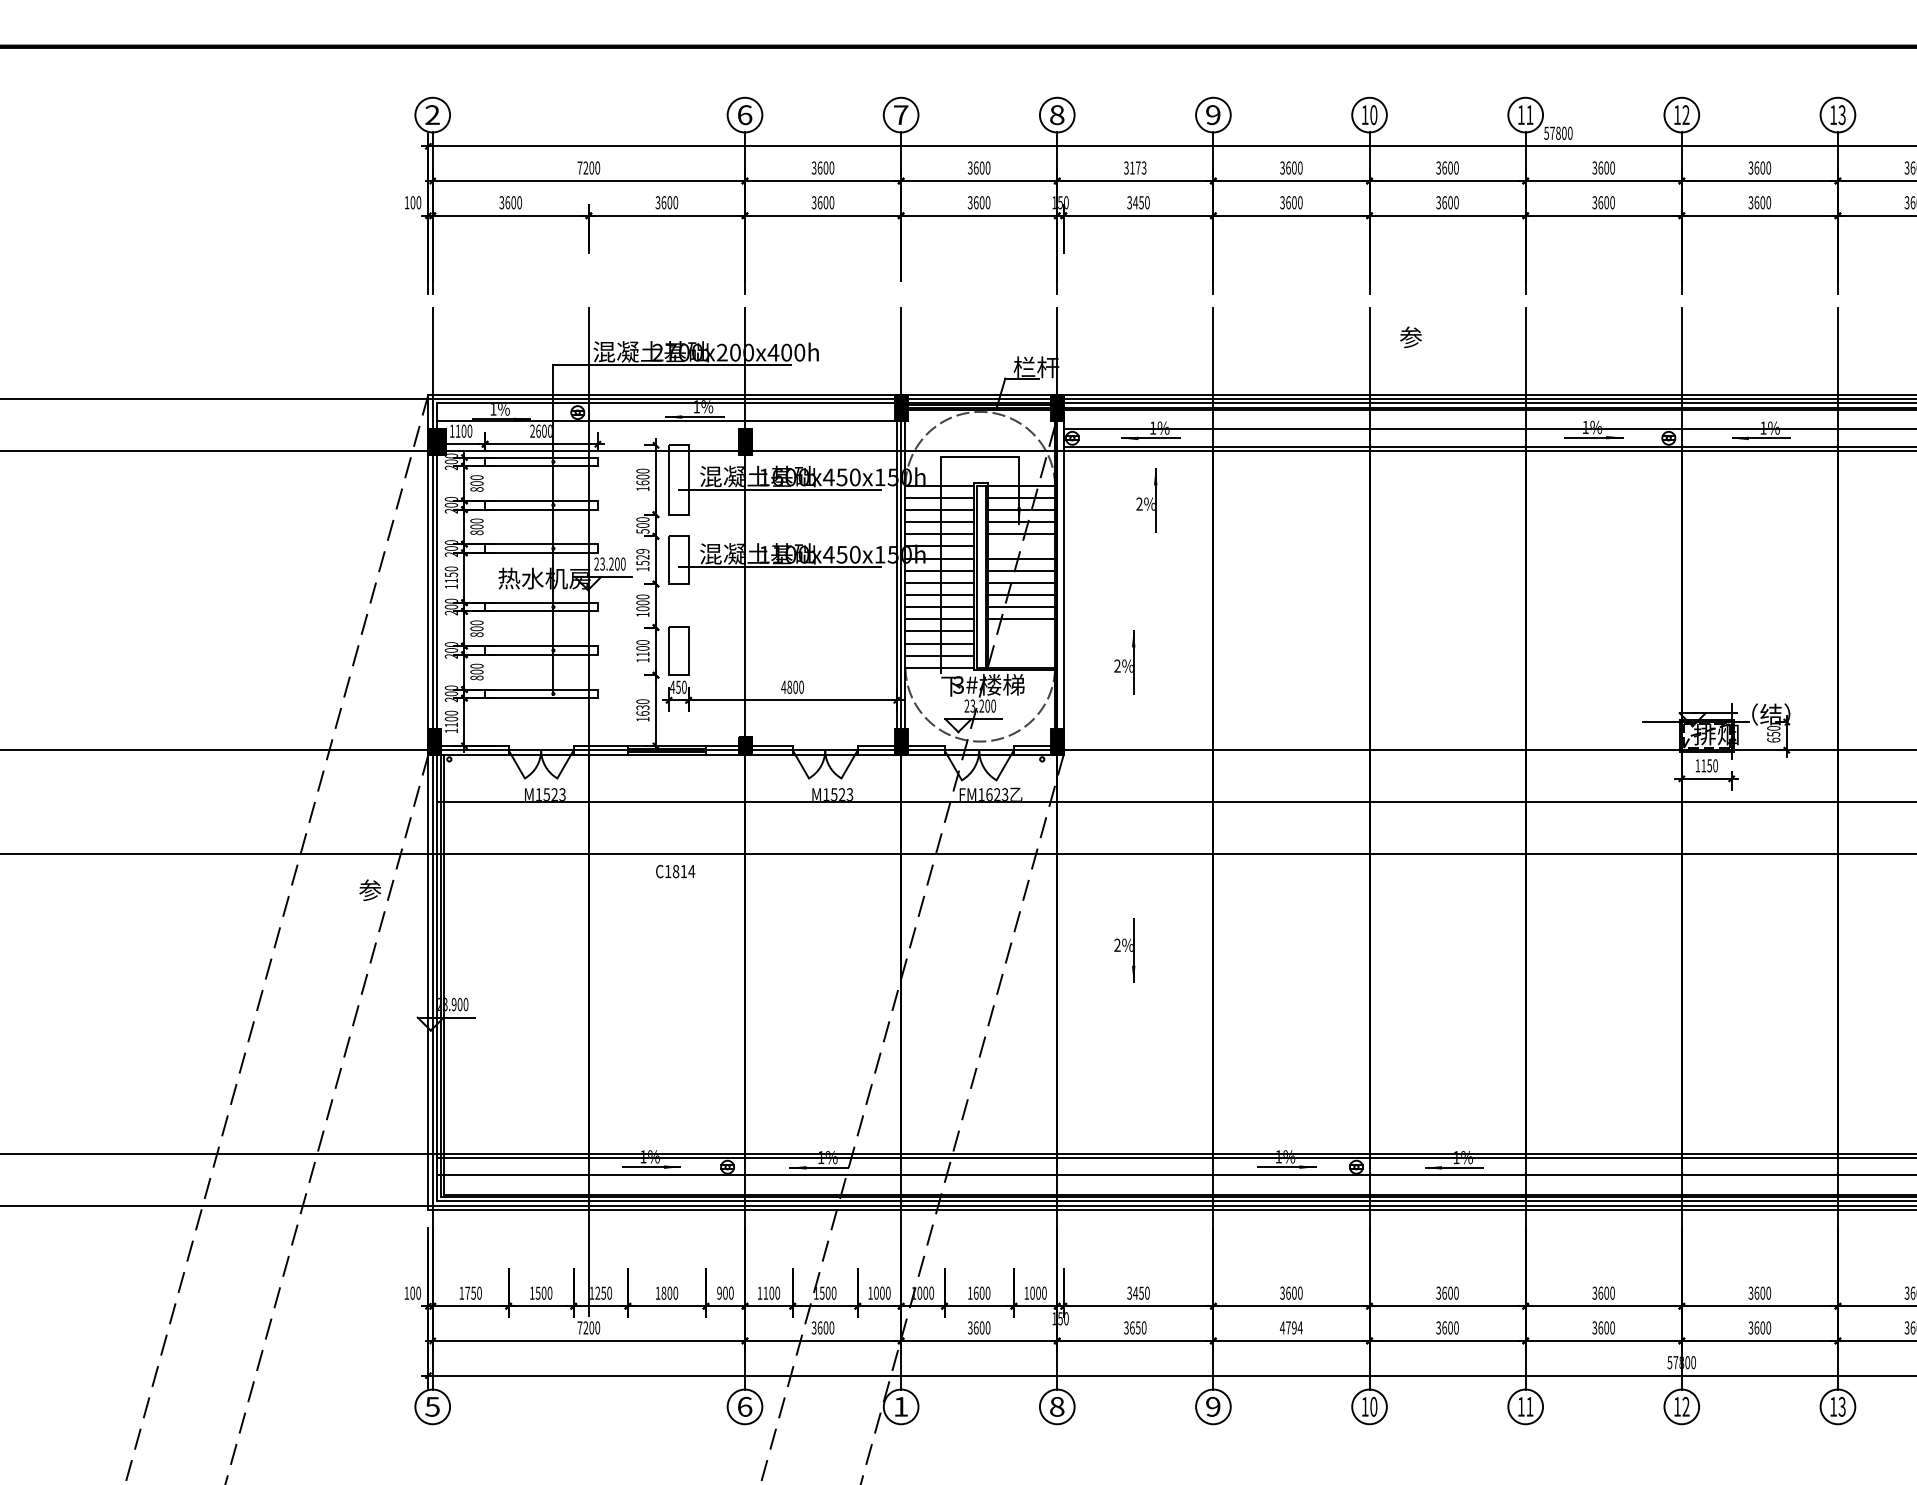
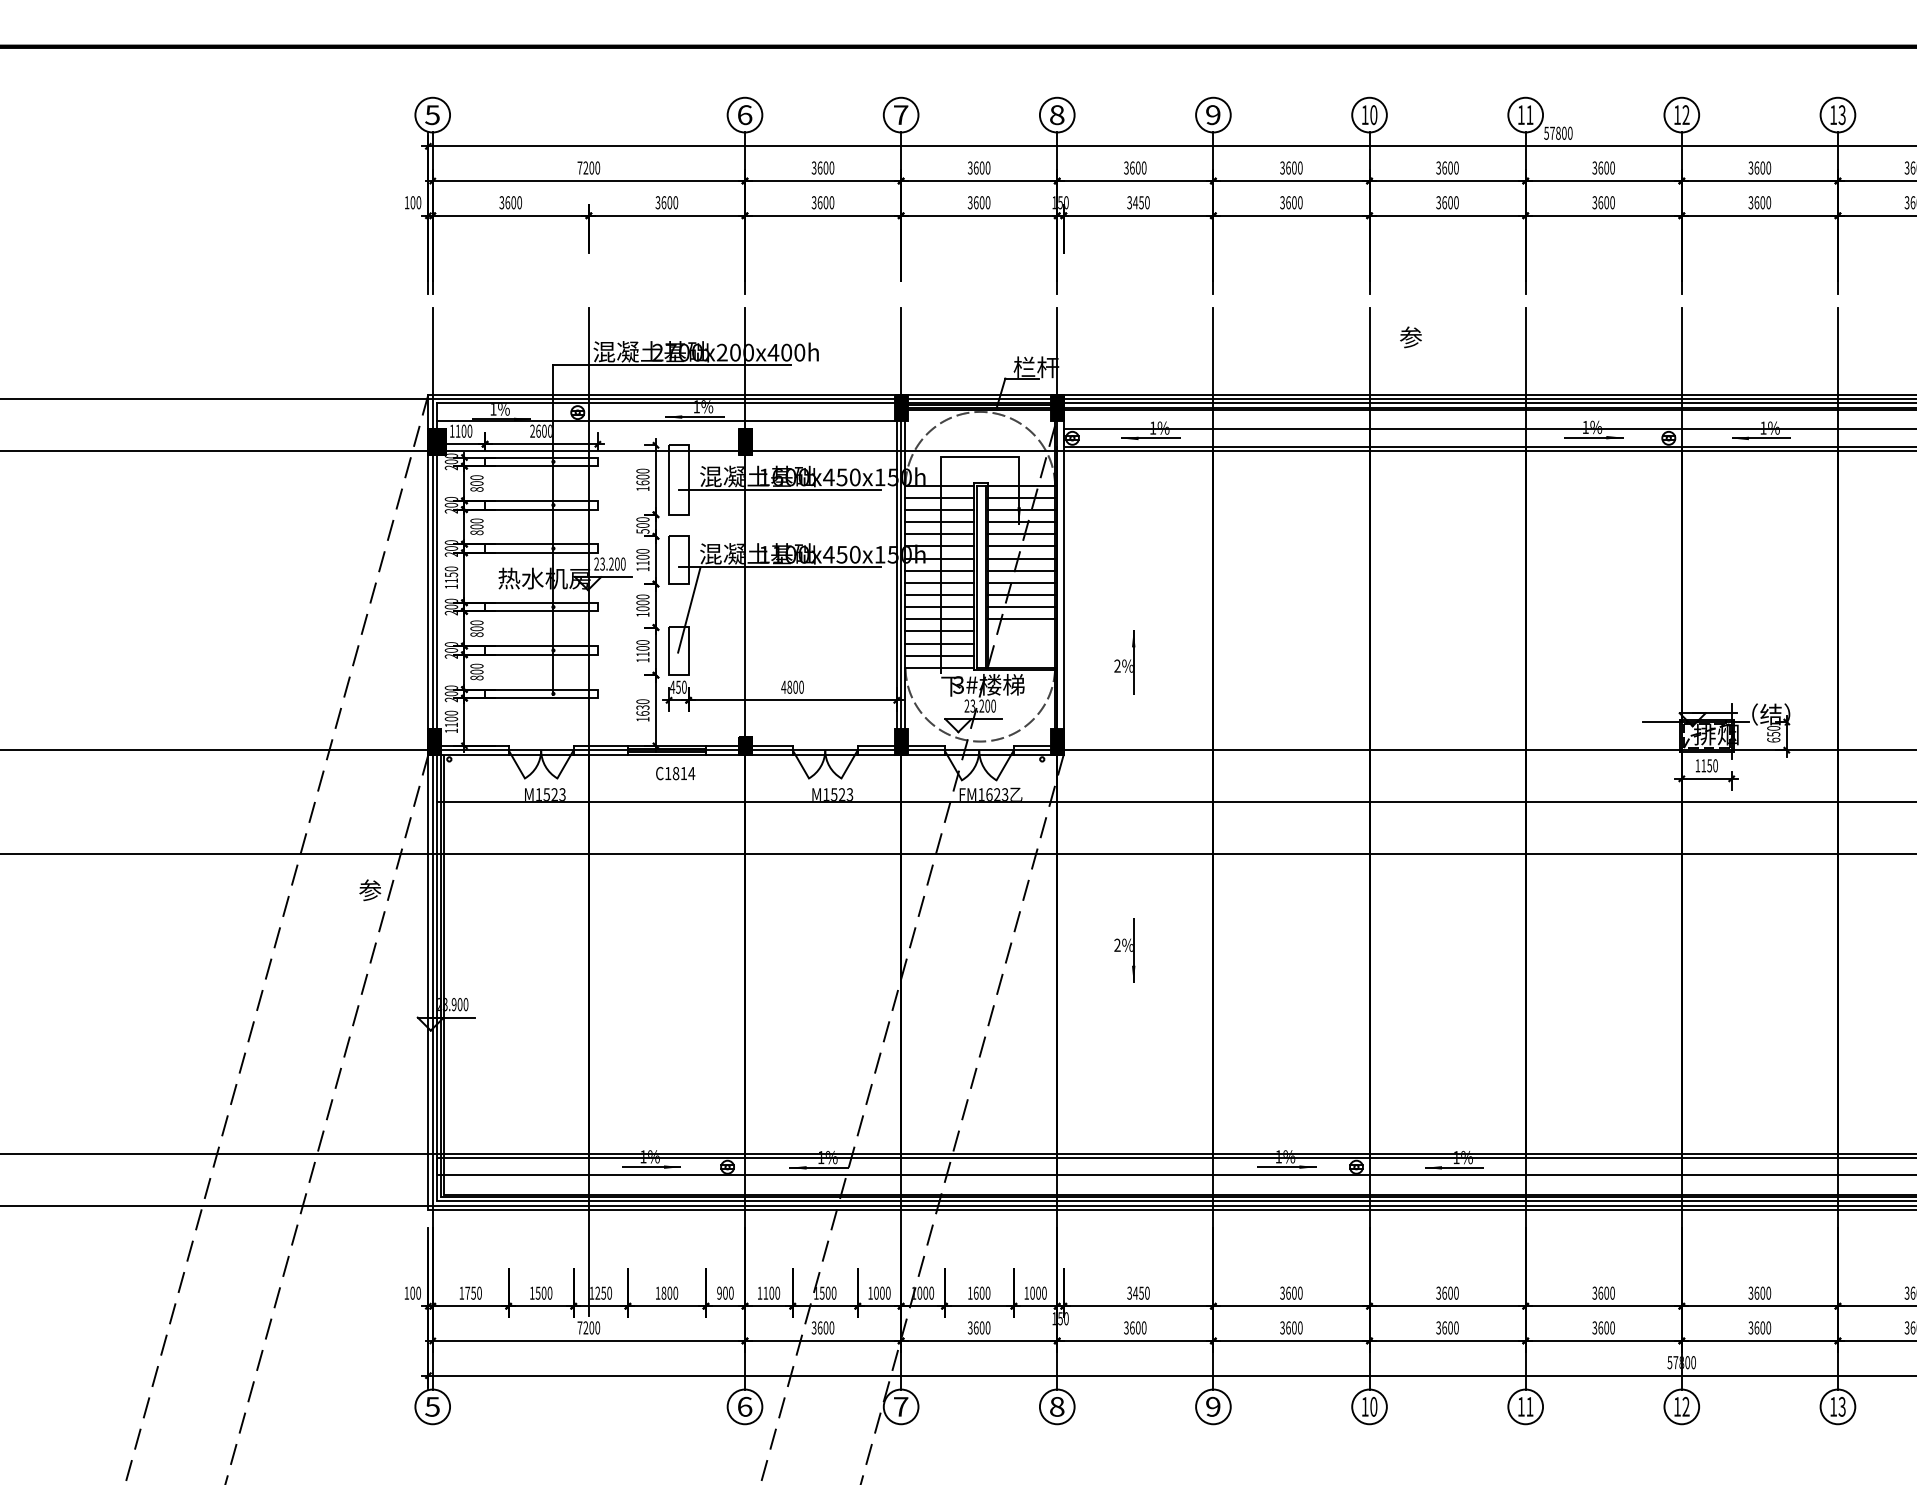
text: 2 -> 5 (432, 115)
text: 3173 -> 3600 (1138, 167)
part: present -> none (1146, 500)
line: none -> present (1021, 546)
text: 1529 -> 1100 (642, 557)
line: none -> present (689, 609)
text position: (675, 871) -> (675, 773) (675, 773)
text: 3650 -> 3600 (1137, 1327)
text: 4794 -> 3600 (1290, 1327)
text: 1 -> 7 (901, 1406)
